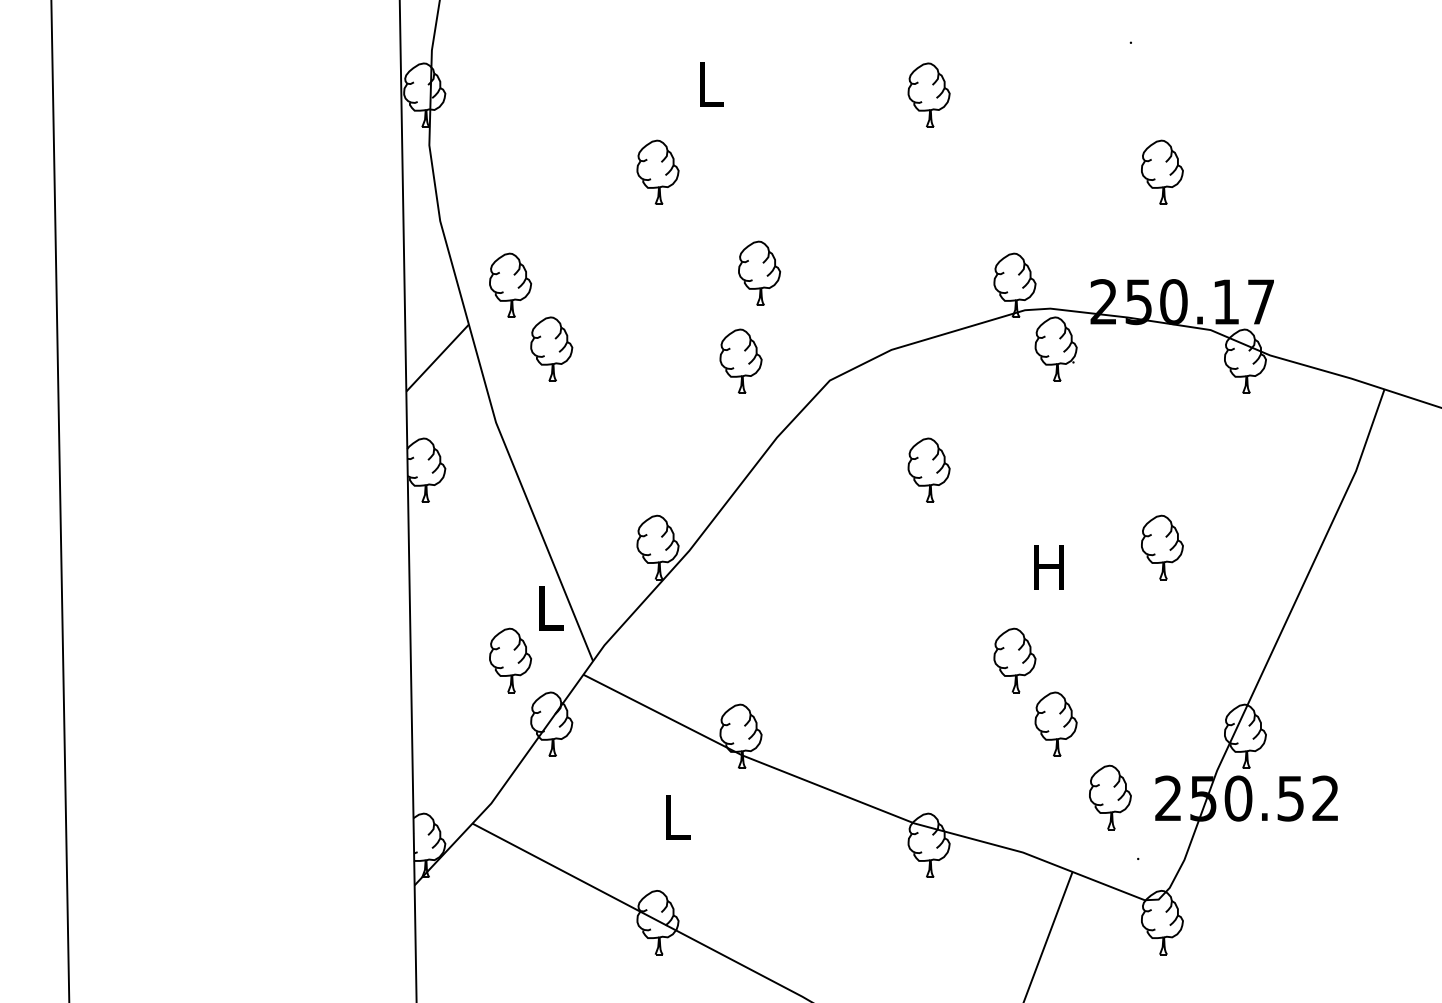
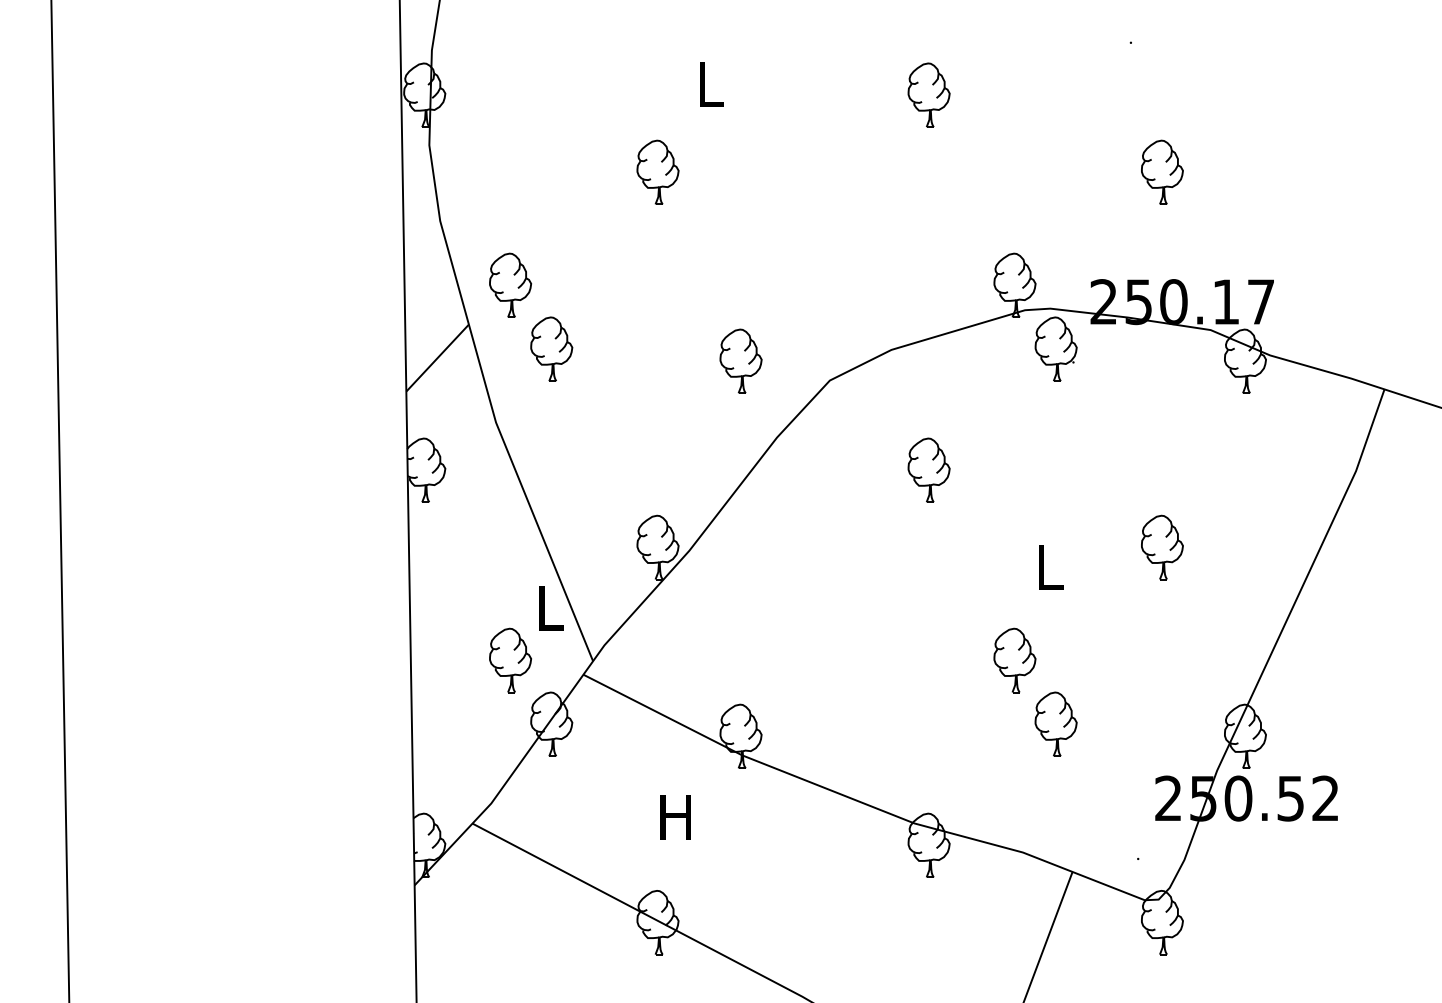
part: present -> none (759, 272)
text: H -> L (1048, 567)
part: present -> none (1110, 797)
text: L -> H (675, 817)
